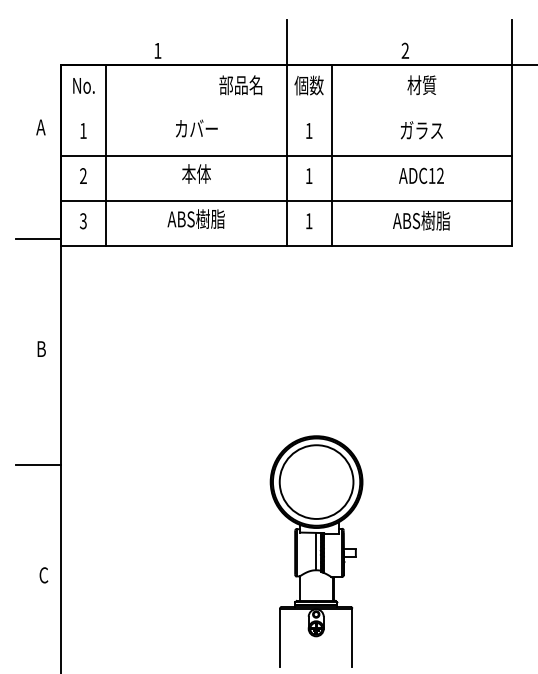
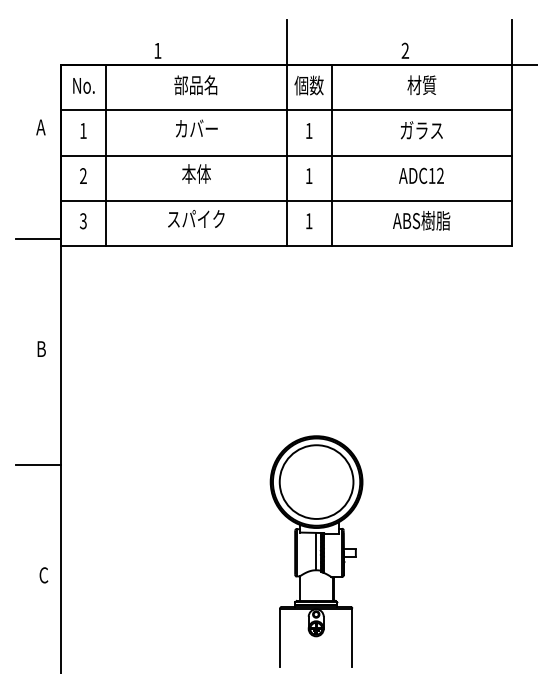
text position: (240, 85) -> (195, 85) (195, 85)
line: none -> present (286, 110)
text: ABS樹脂 -> スパイク (195, 218)
